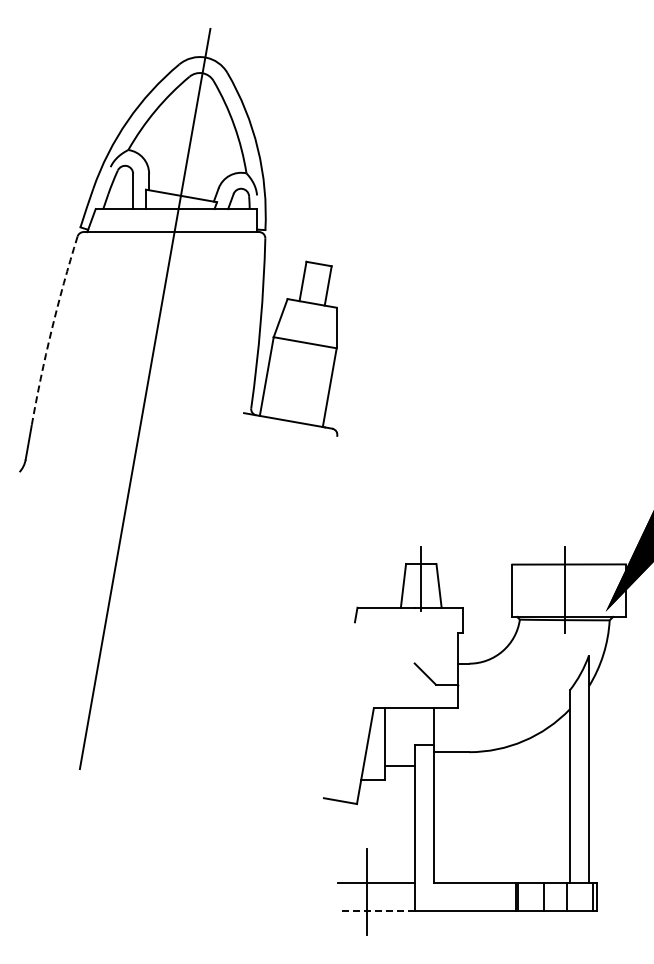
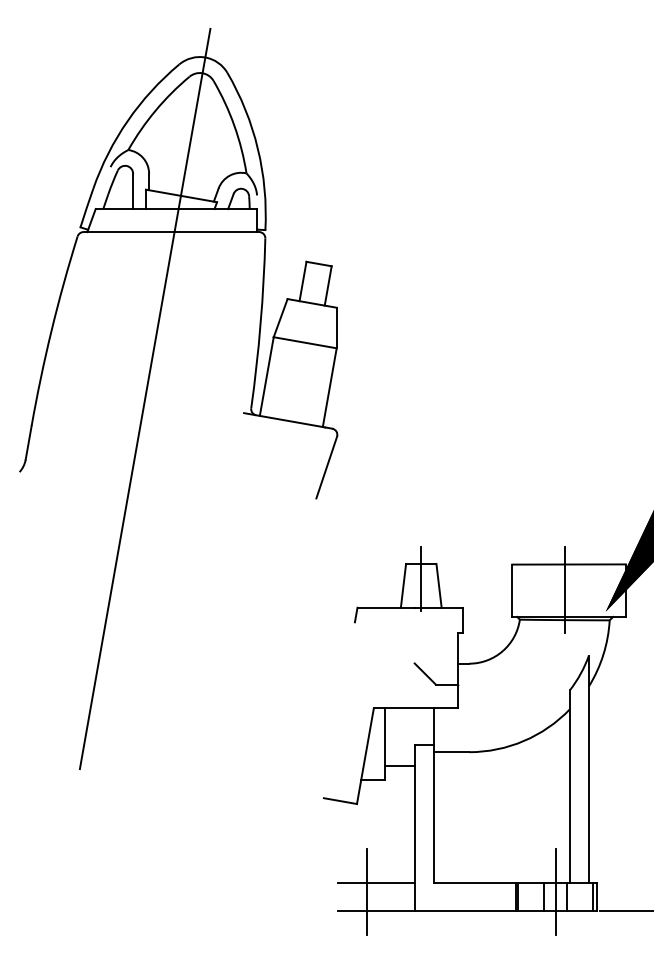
arc: dashed -> solid (51, 330)
line: none -> present (326, 467)
line: none -> present (555, 891)
line: dashed -> solid (376, 911)
line: none -> present (624, 911)
